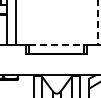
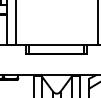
line: dashed -> solid (97, 22)
line: dashed -> solid (57, 44)
